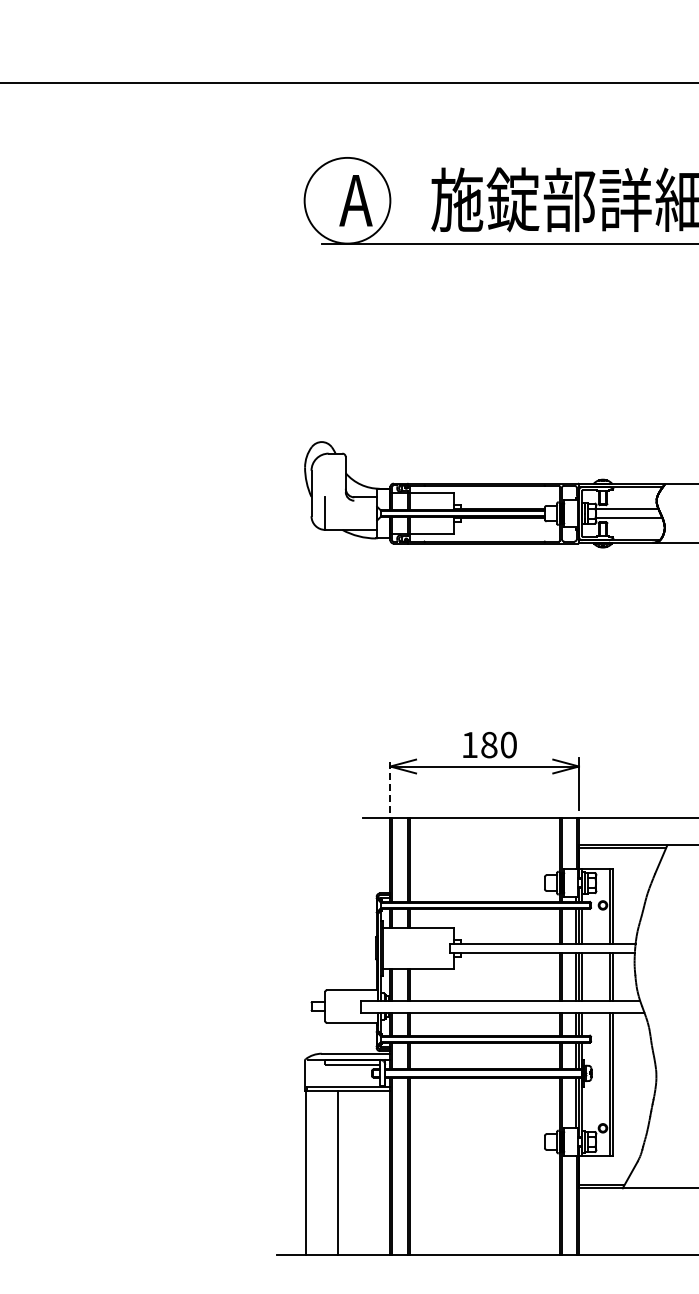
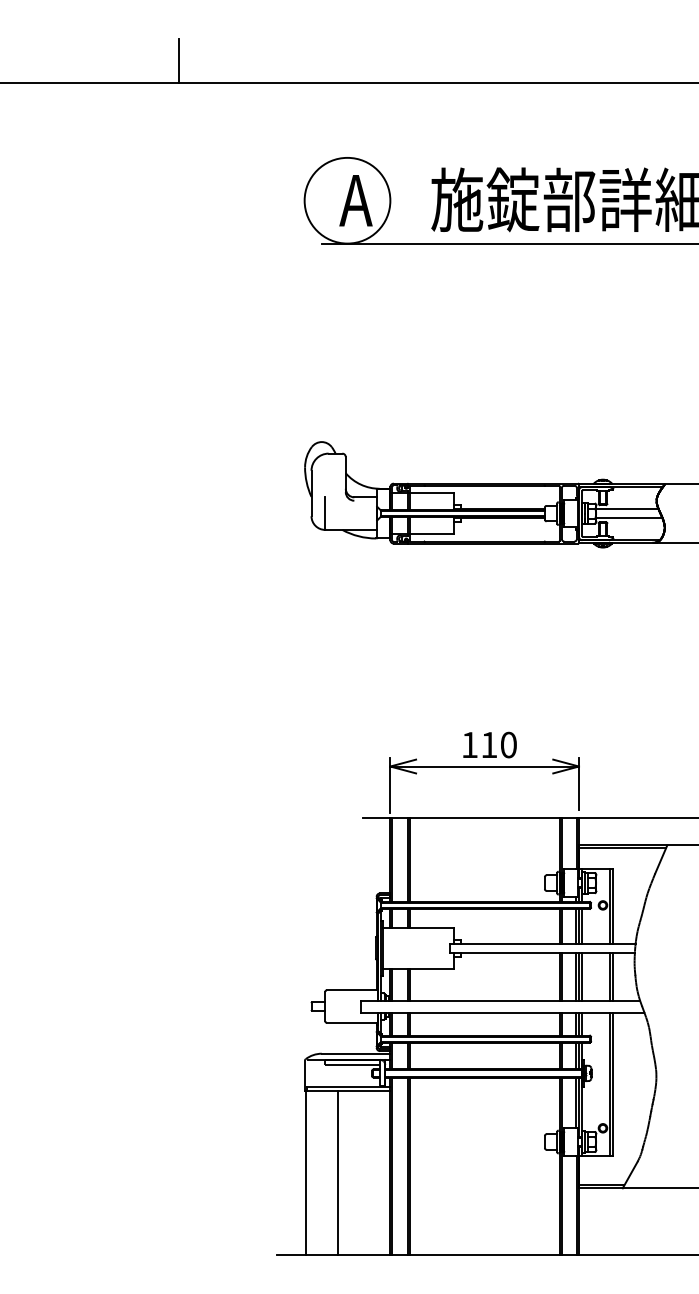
line: none -> present (178, 60)
text: 180 -> 110 (489, 744)
line: dashed -> solid (390, 784)
